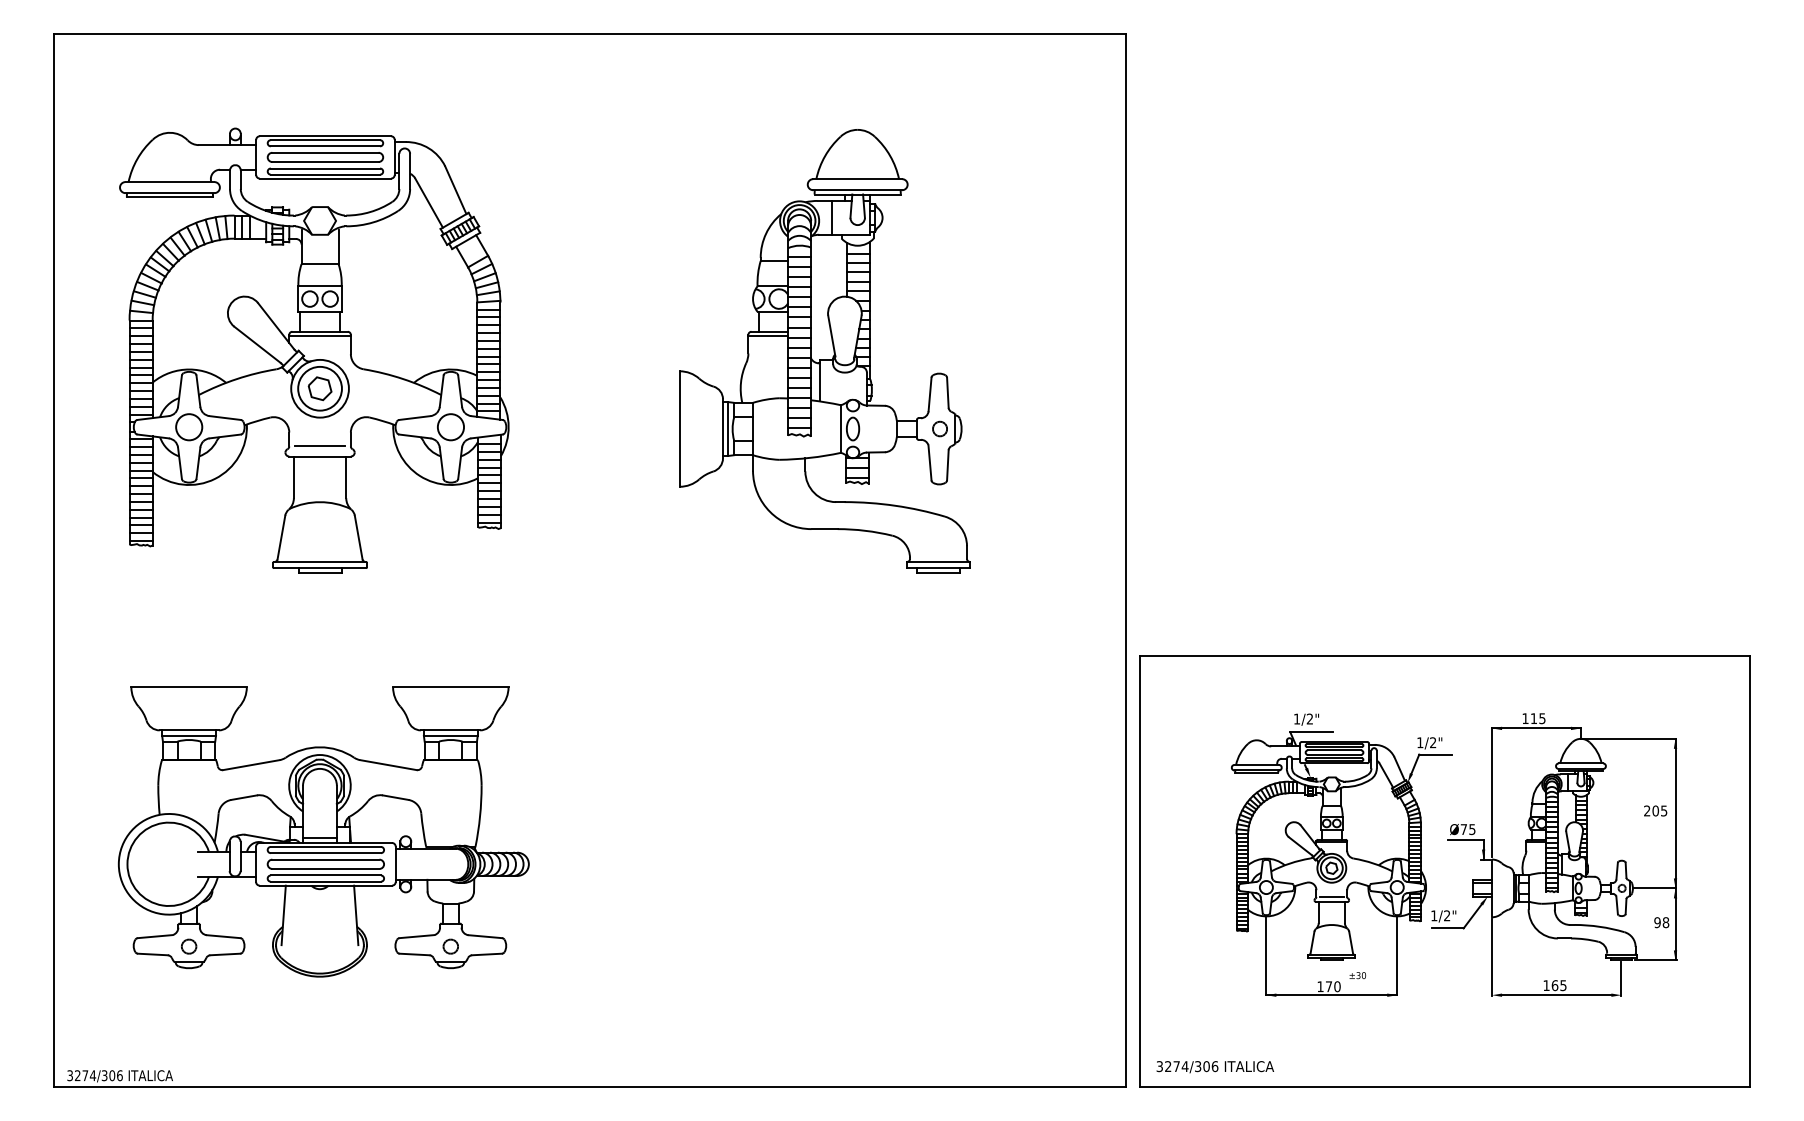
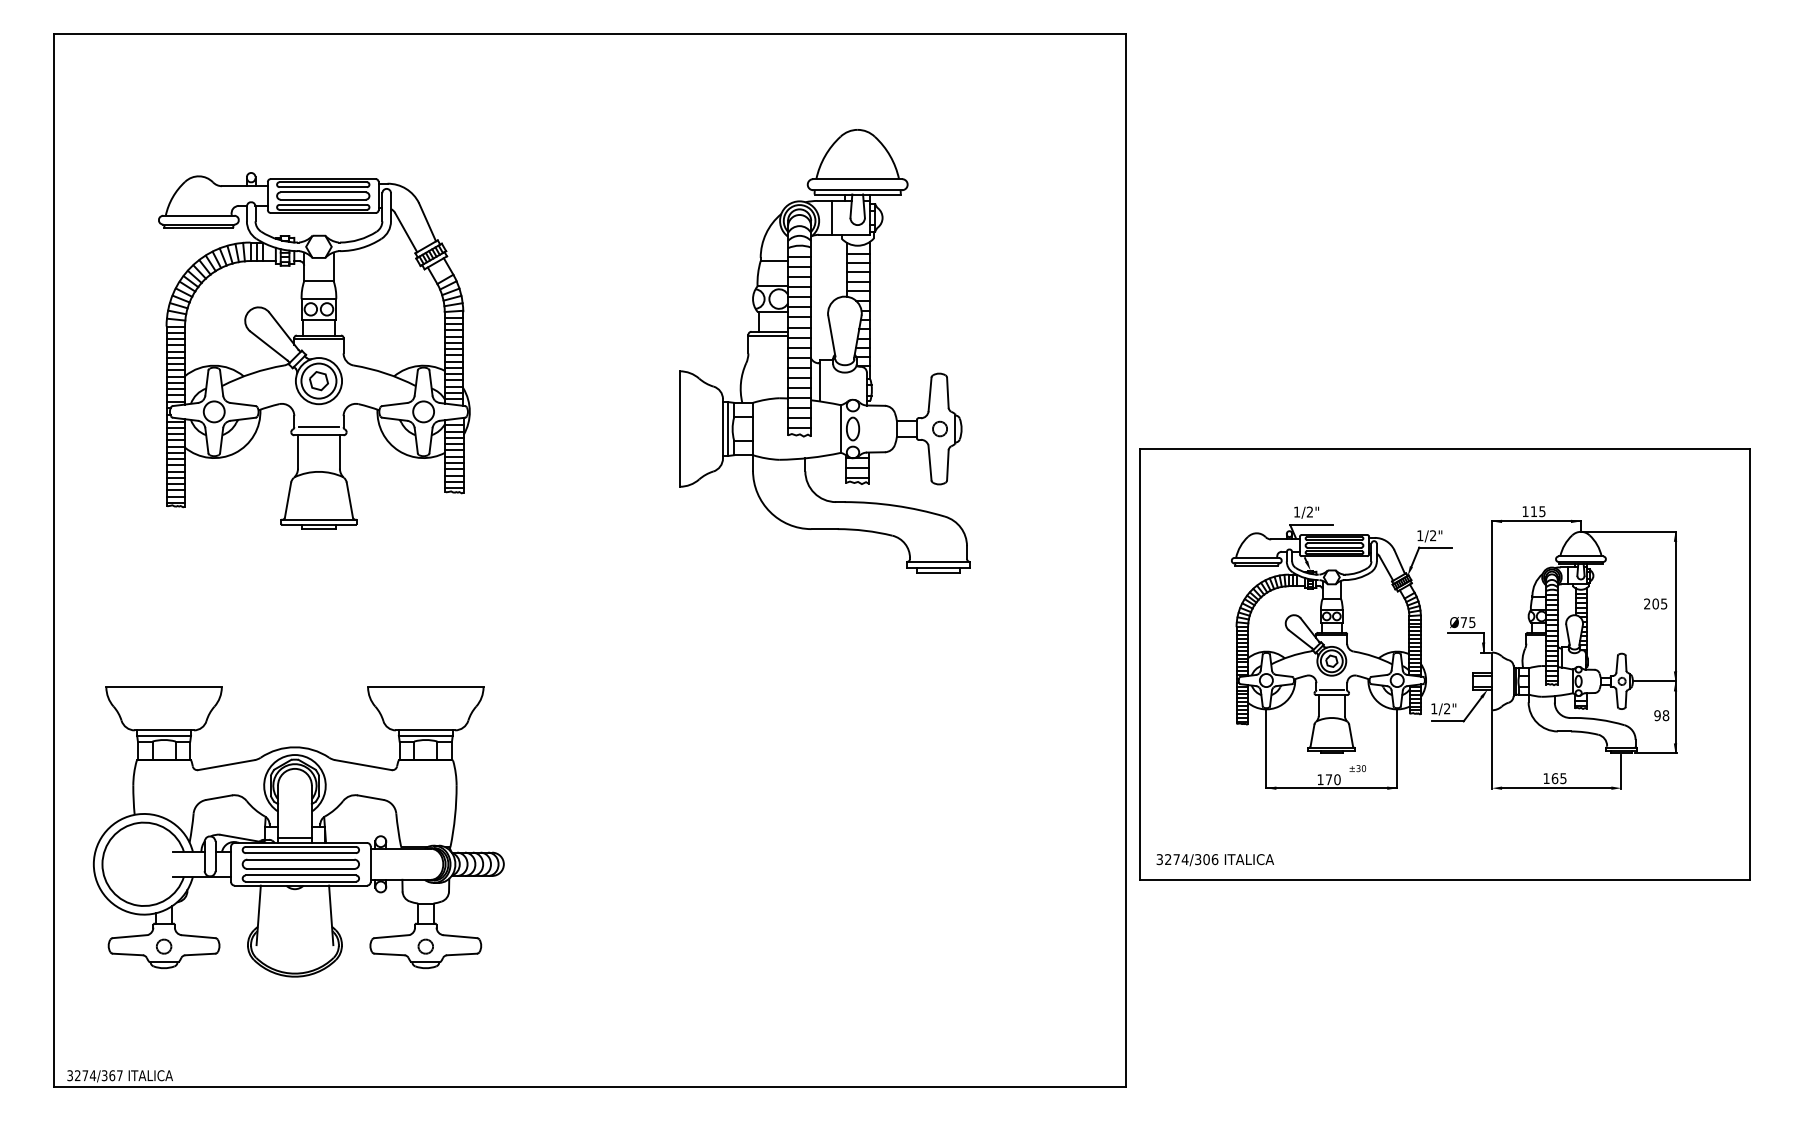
part size: 391x447 px -> 313x358 px (314, 350)
part position: (323, 831) -> (298, 831) (298, 831)
part position: (1444, 871) -> (1444, 664) (1444, 664)
text: 3274/306 -> 3274/367 (115, 1075)
